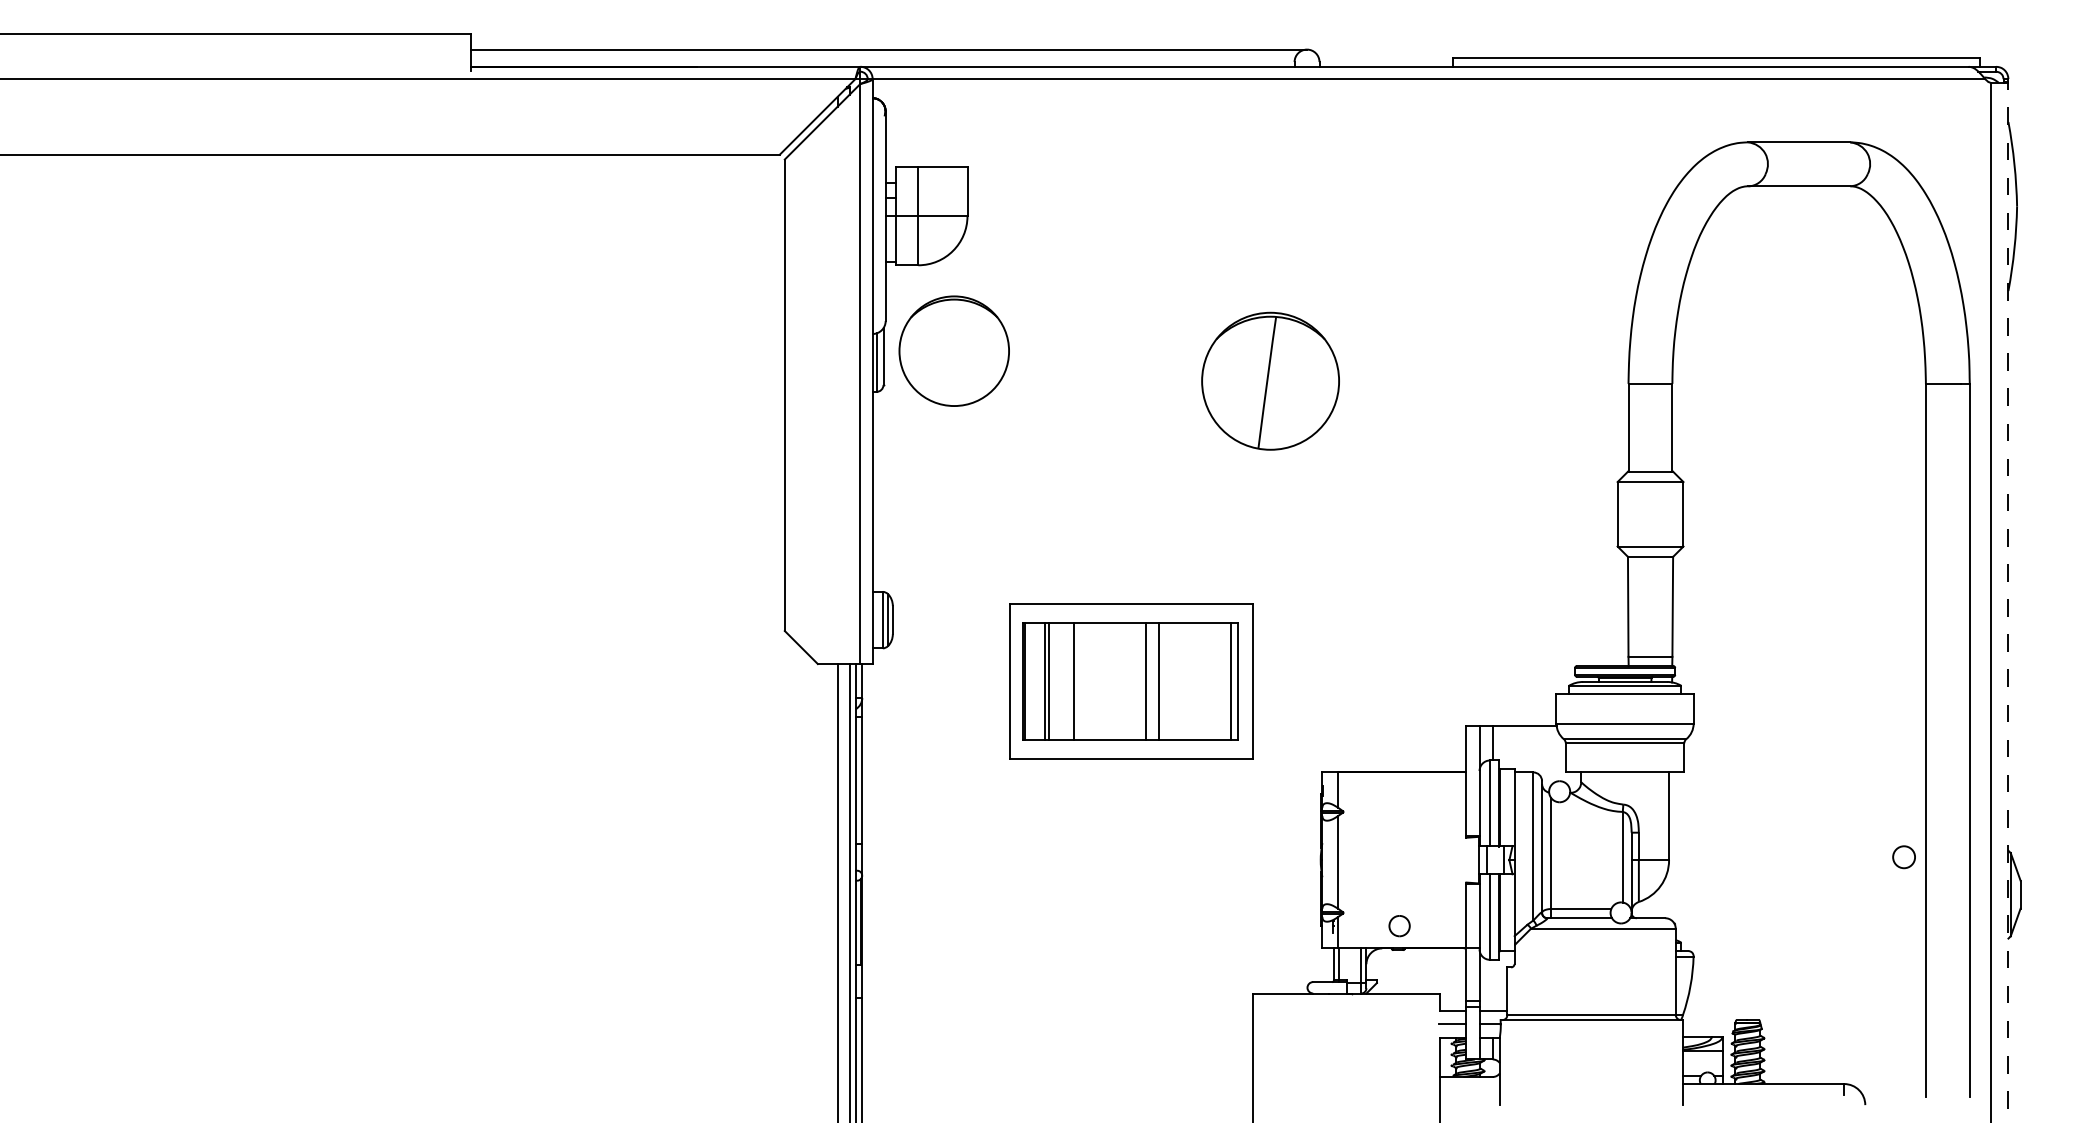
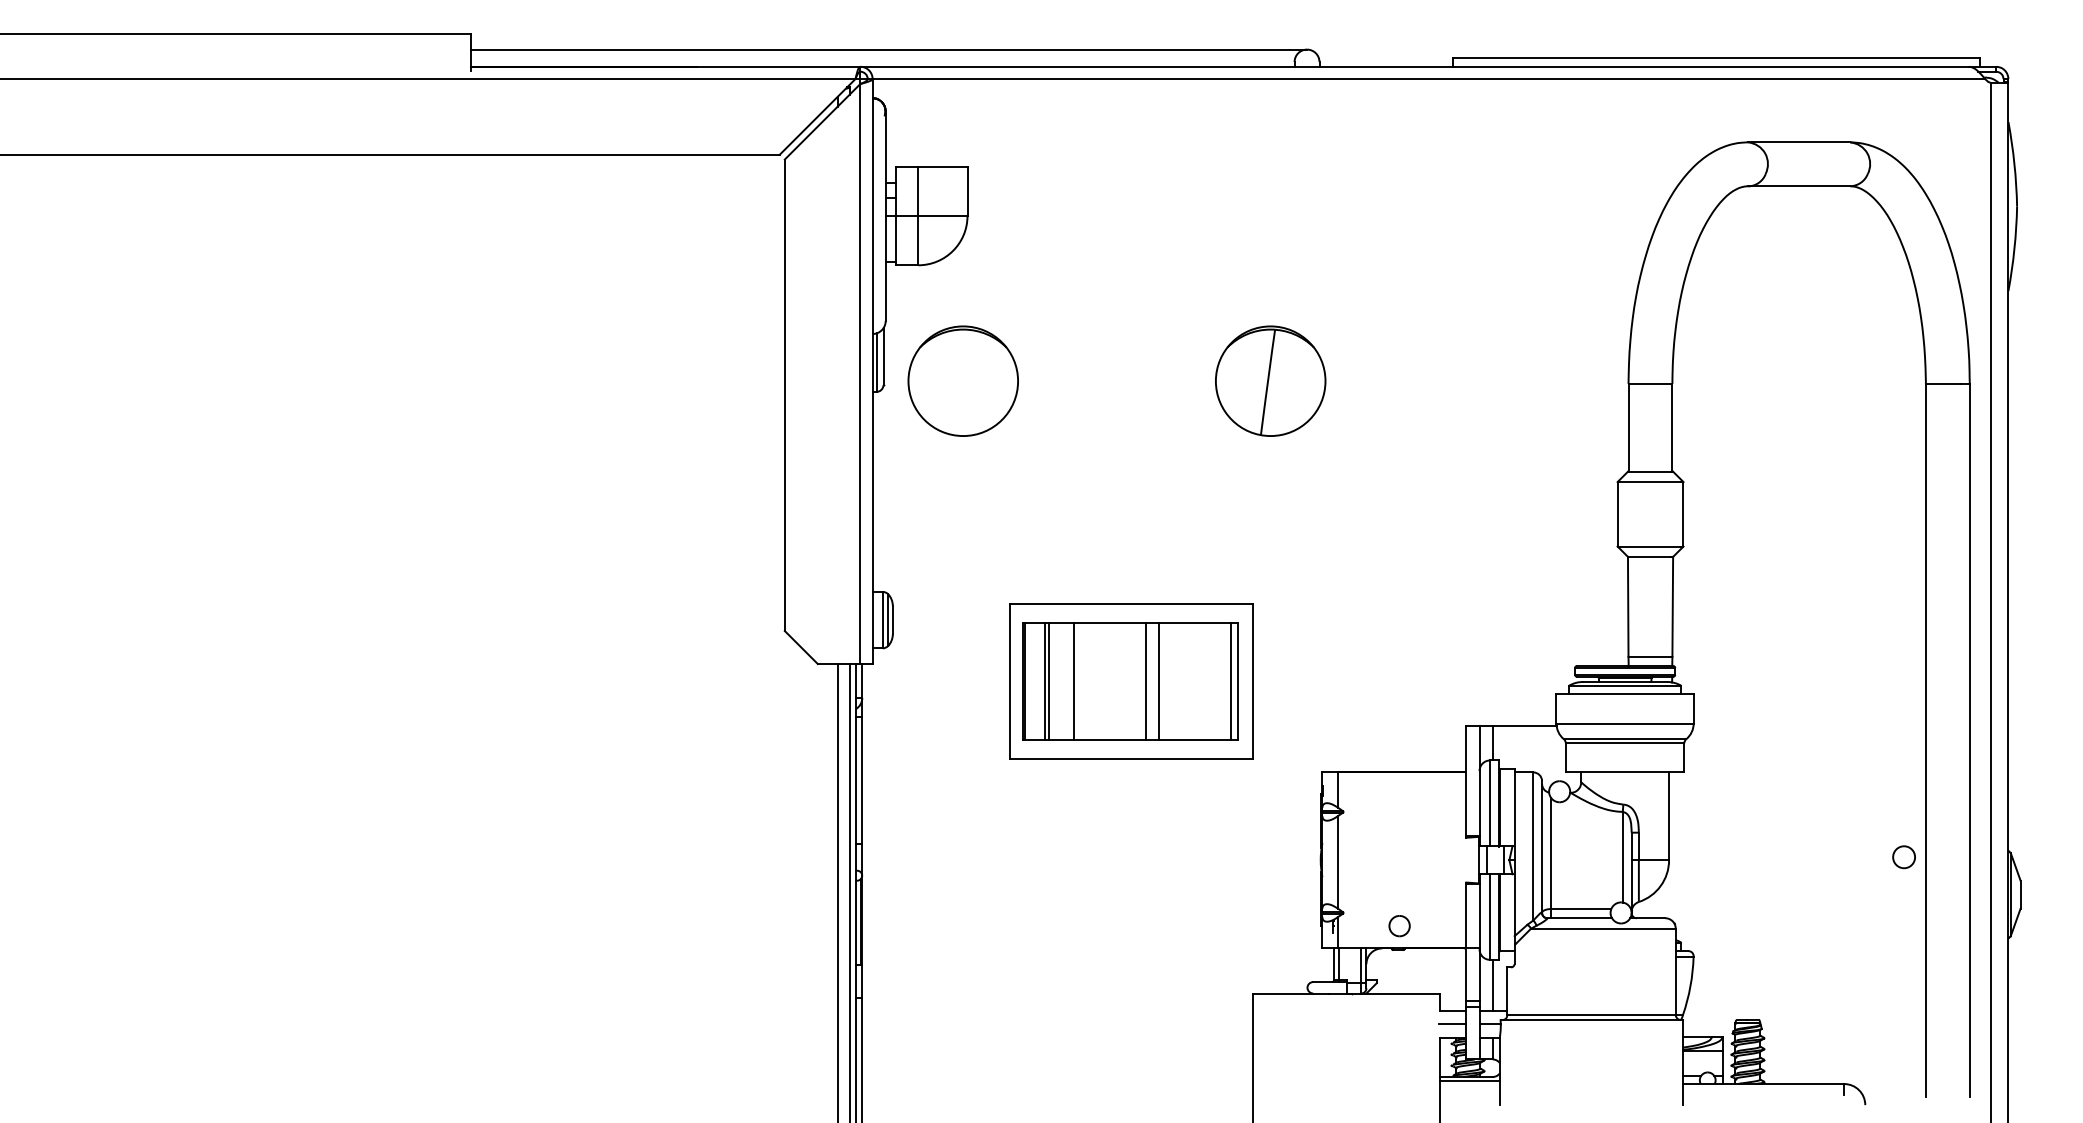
part position: (953, 350) -> (962, 380) (962, 380)
part size: 139x140 px -> 112x112 px (1270, 380)
line: dashed -> solid (2008, 602)
line: none -> present (1492, 985)
line: none -> present (1469, 1081)
